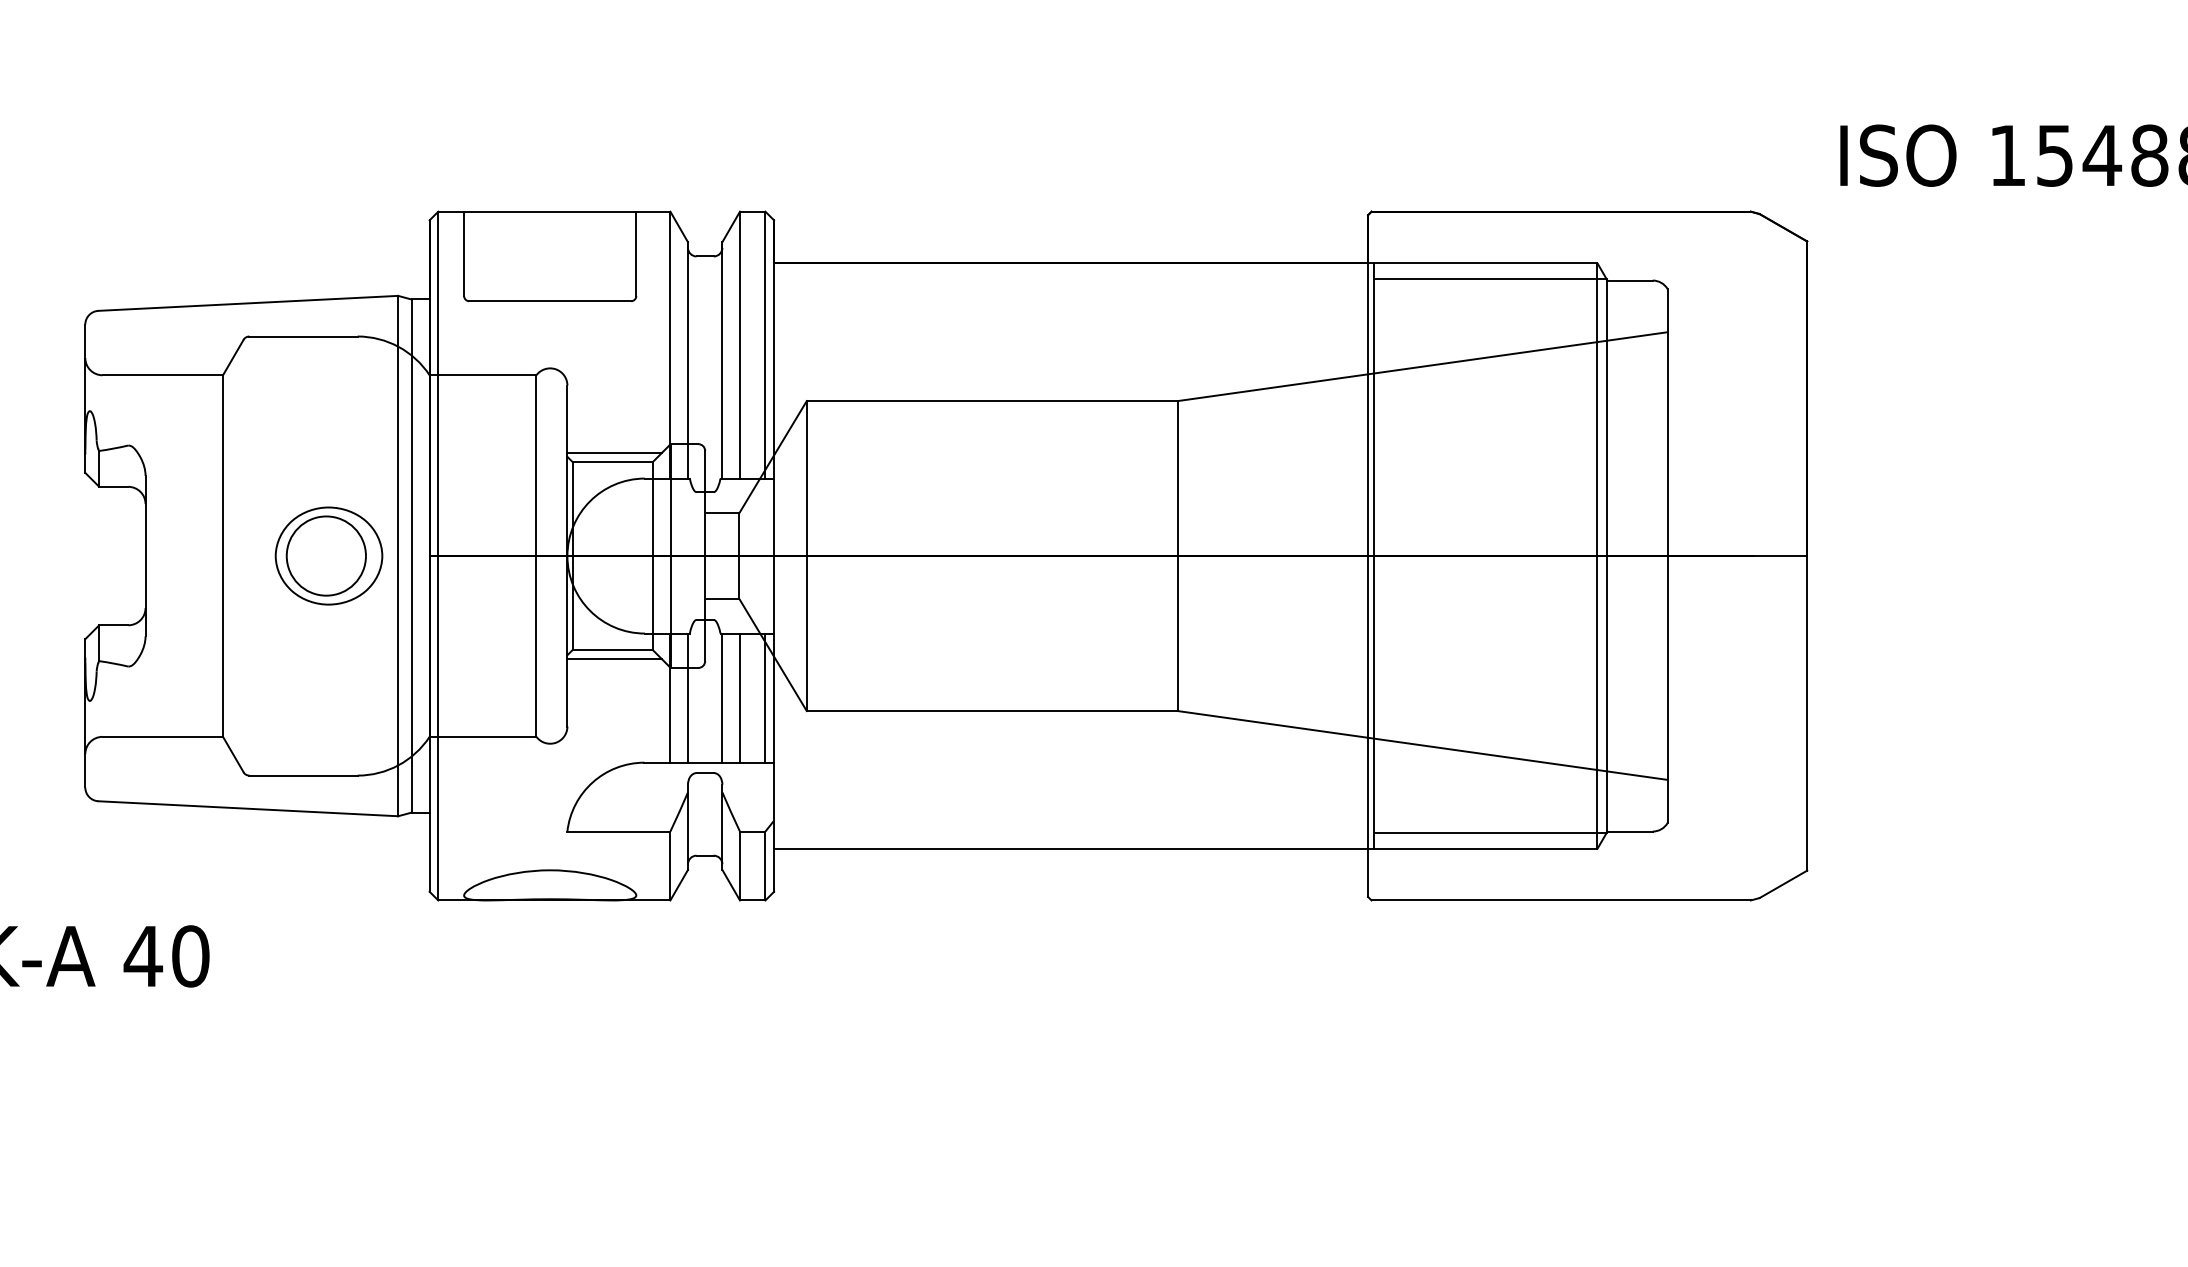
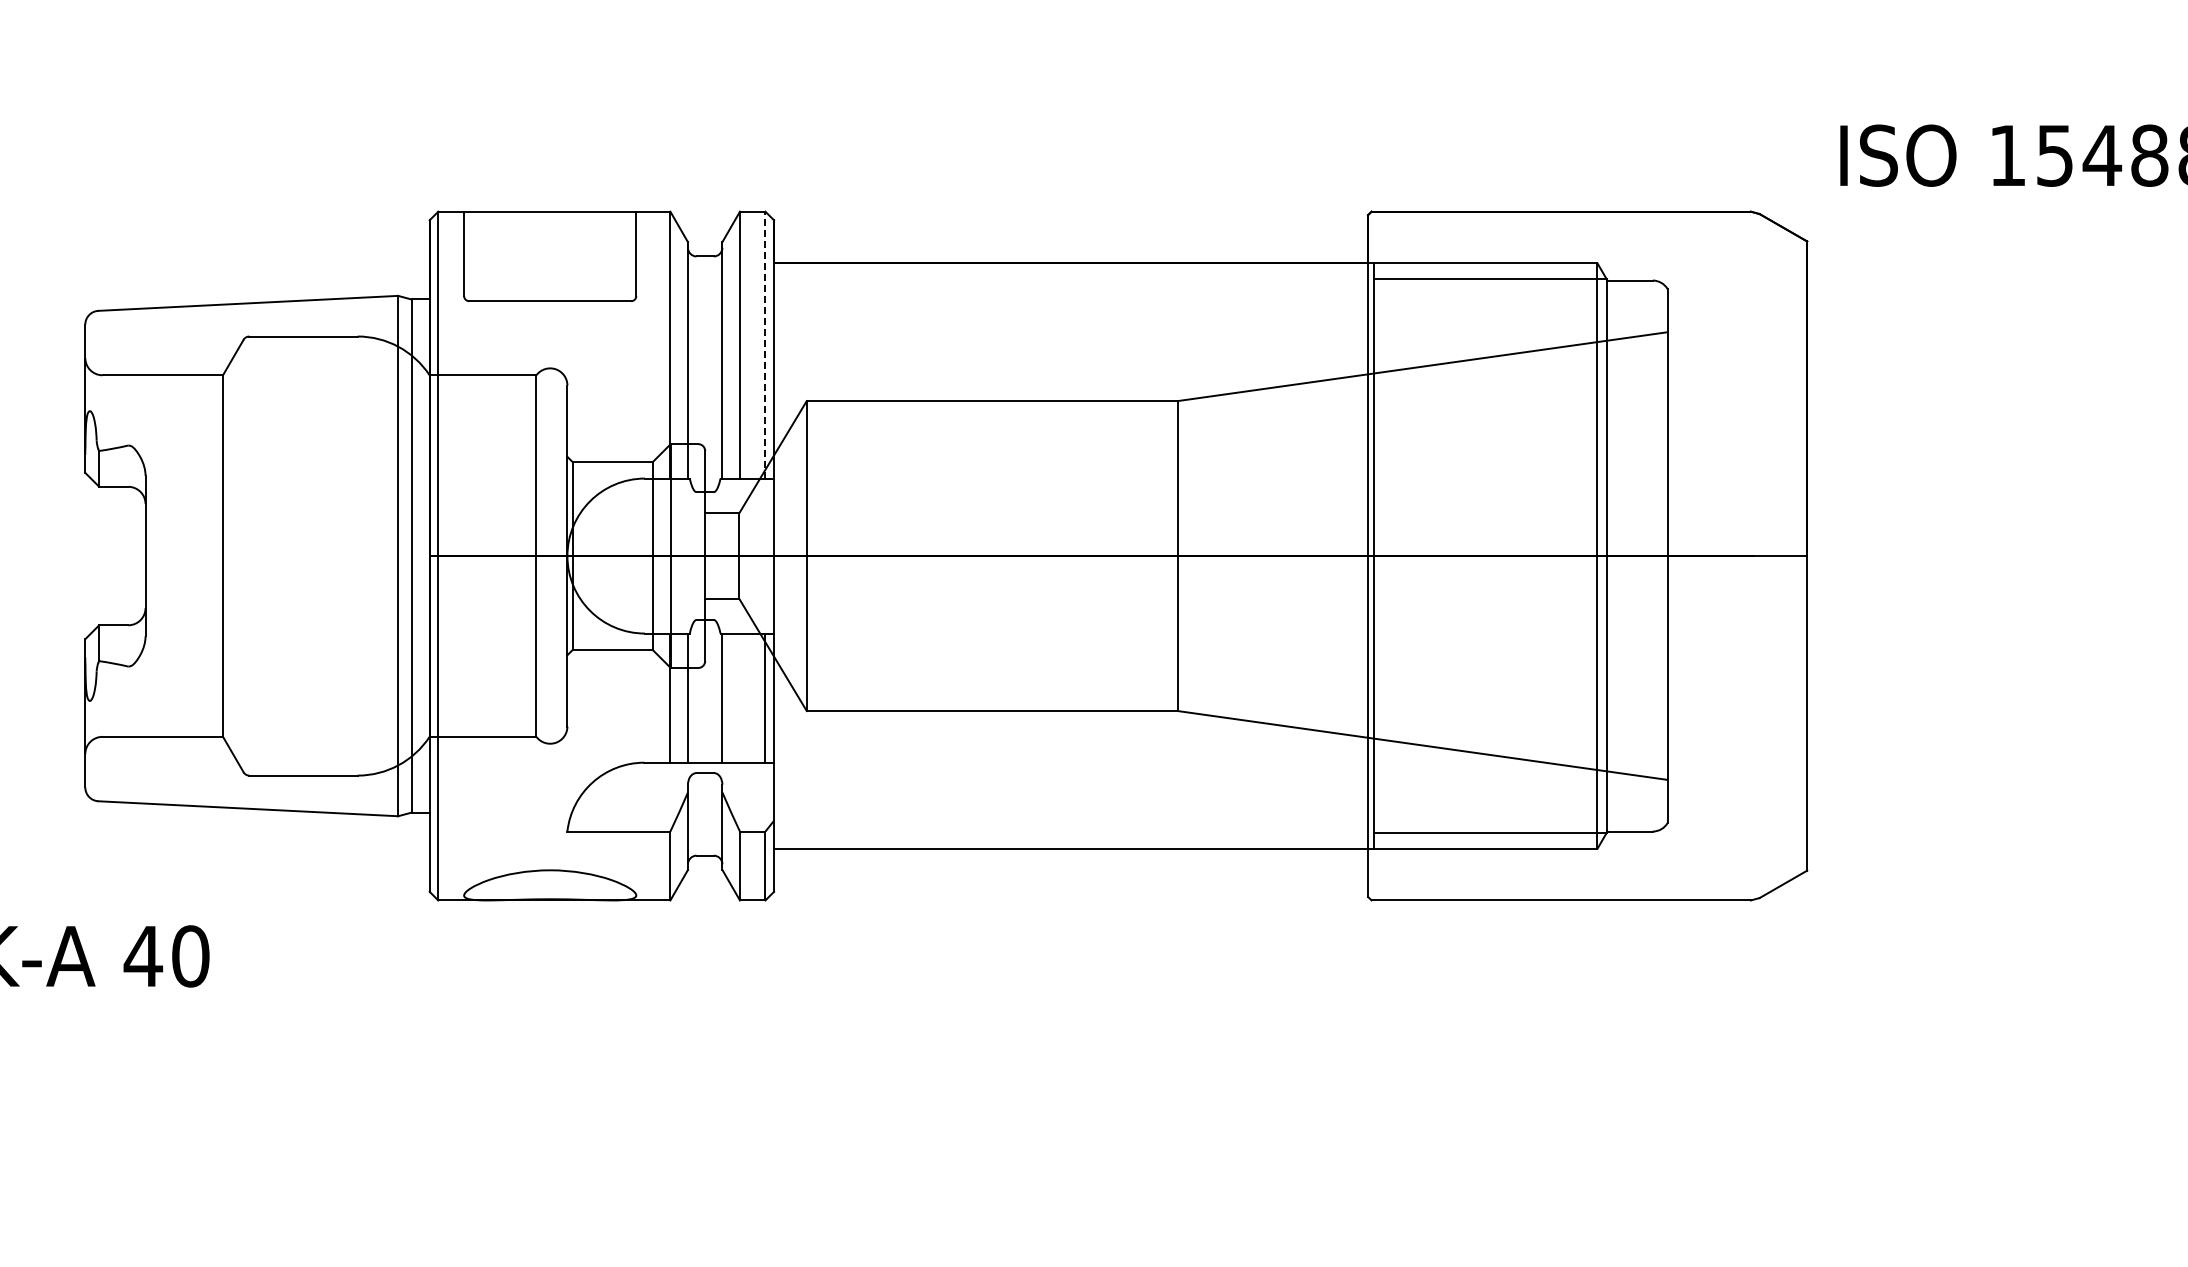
line: solid -> dashed (765, 344)
line: present -> none (614, 452)
part: present -> none (328, 555)
line: present -> none (614, 659)
line: present -> none (739, 697)
